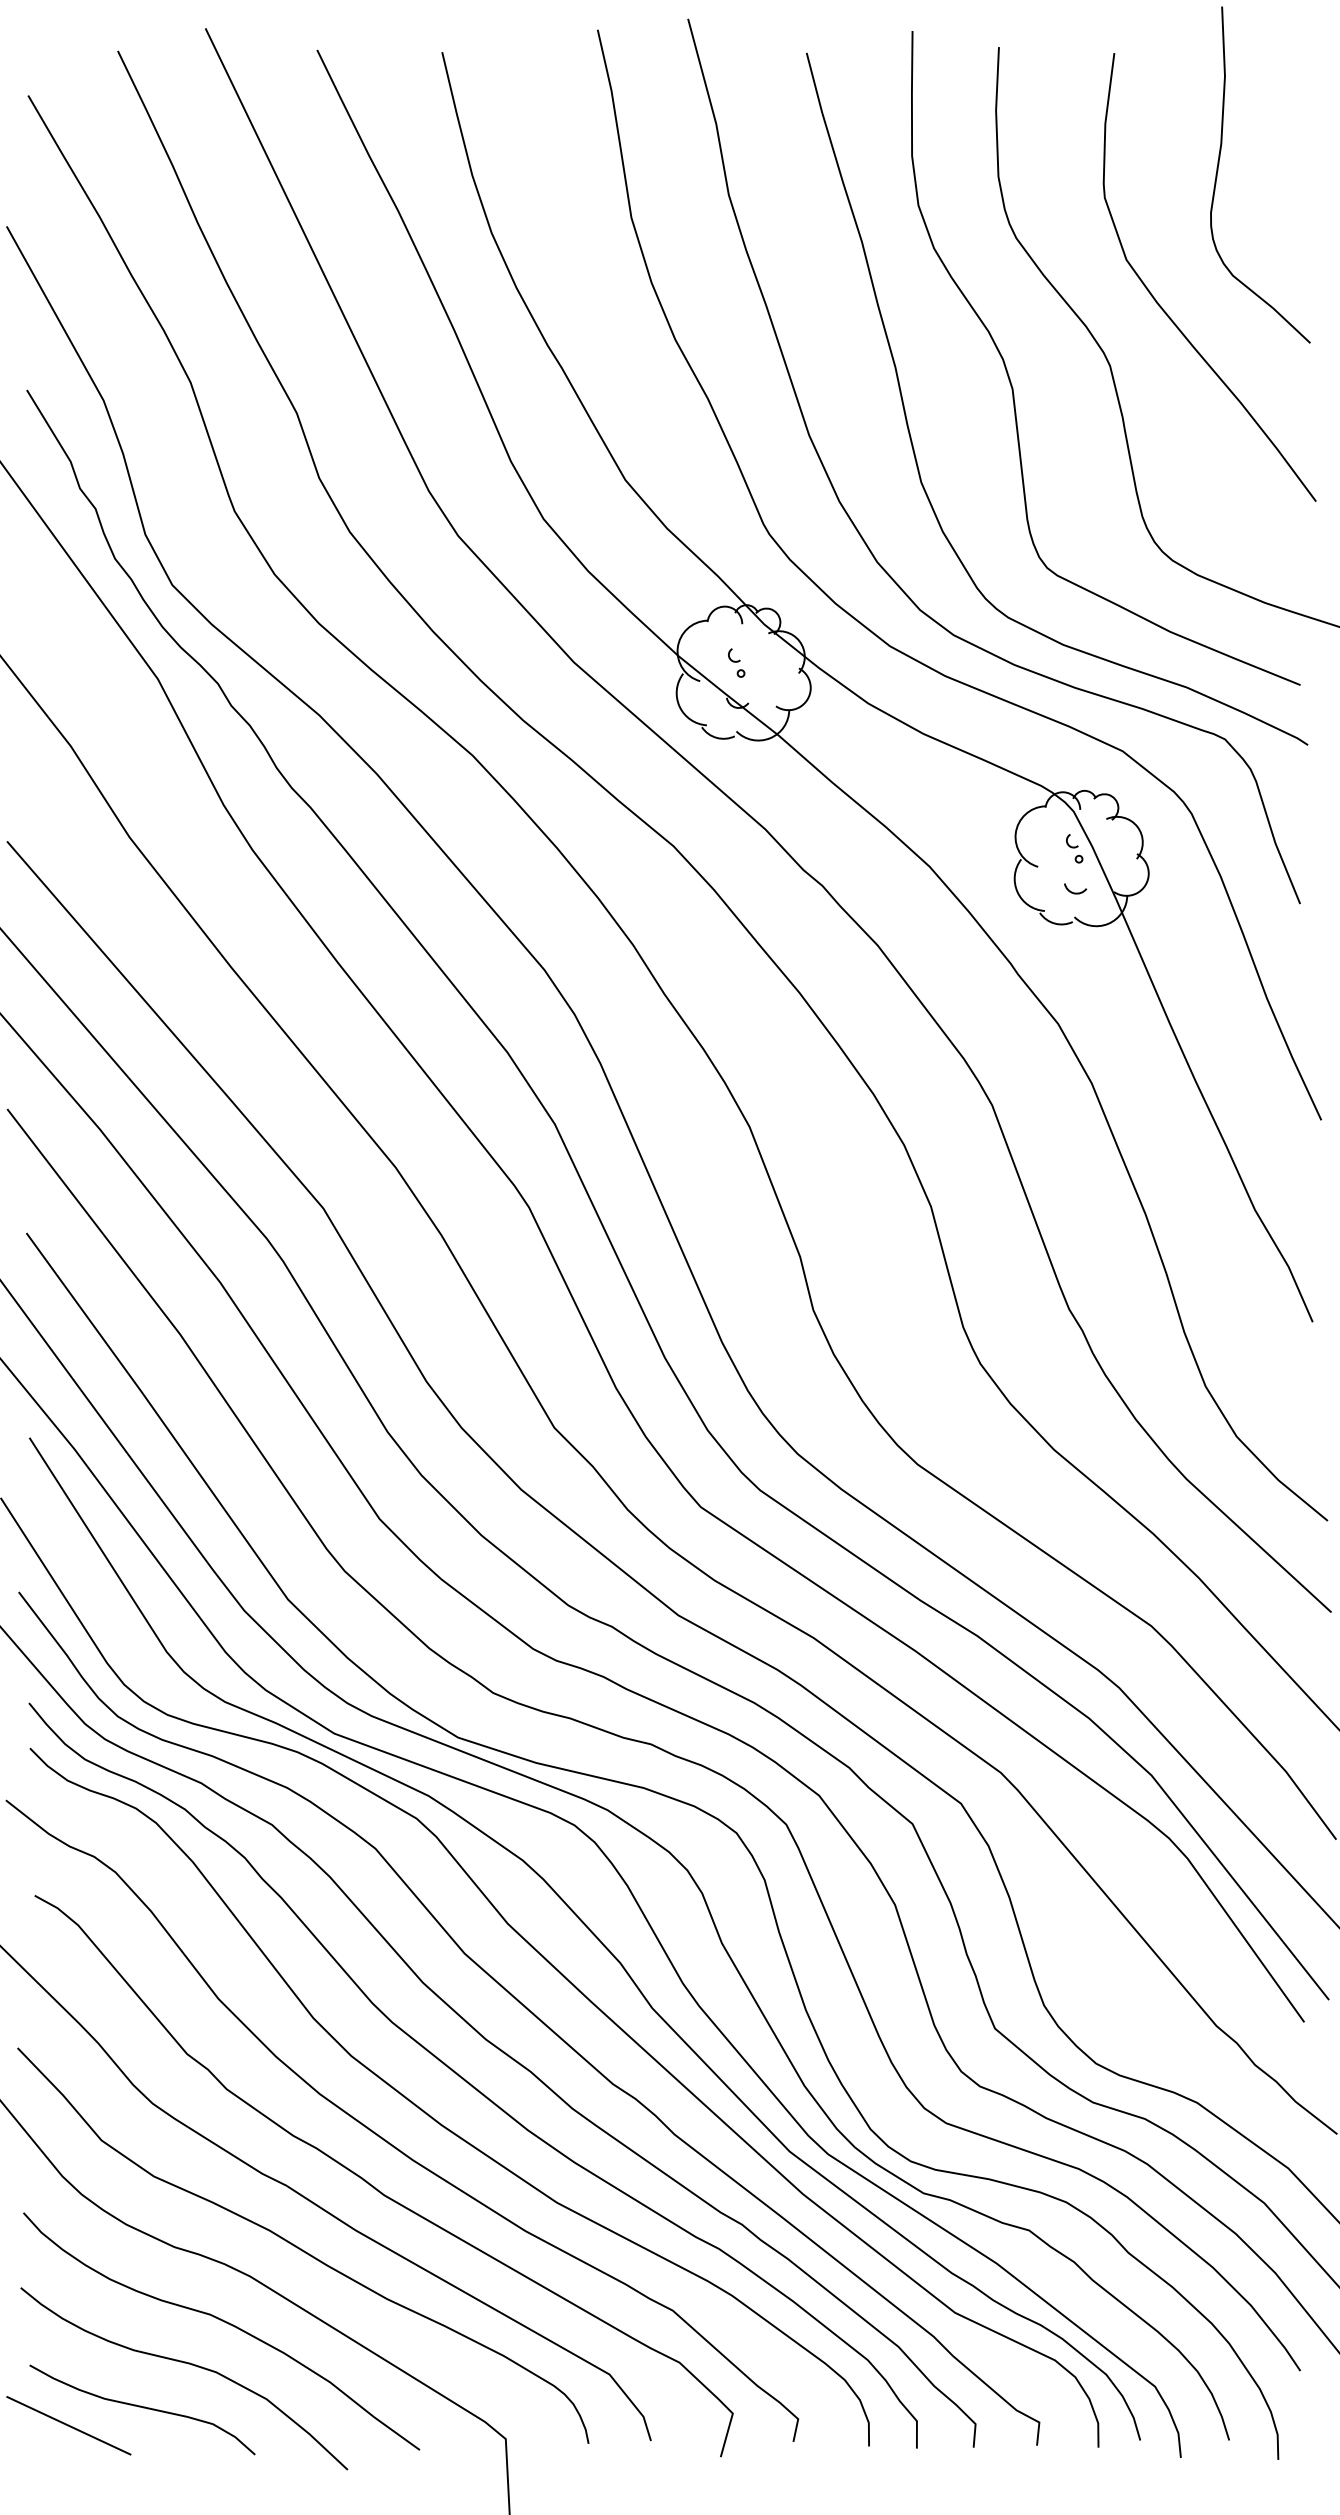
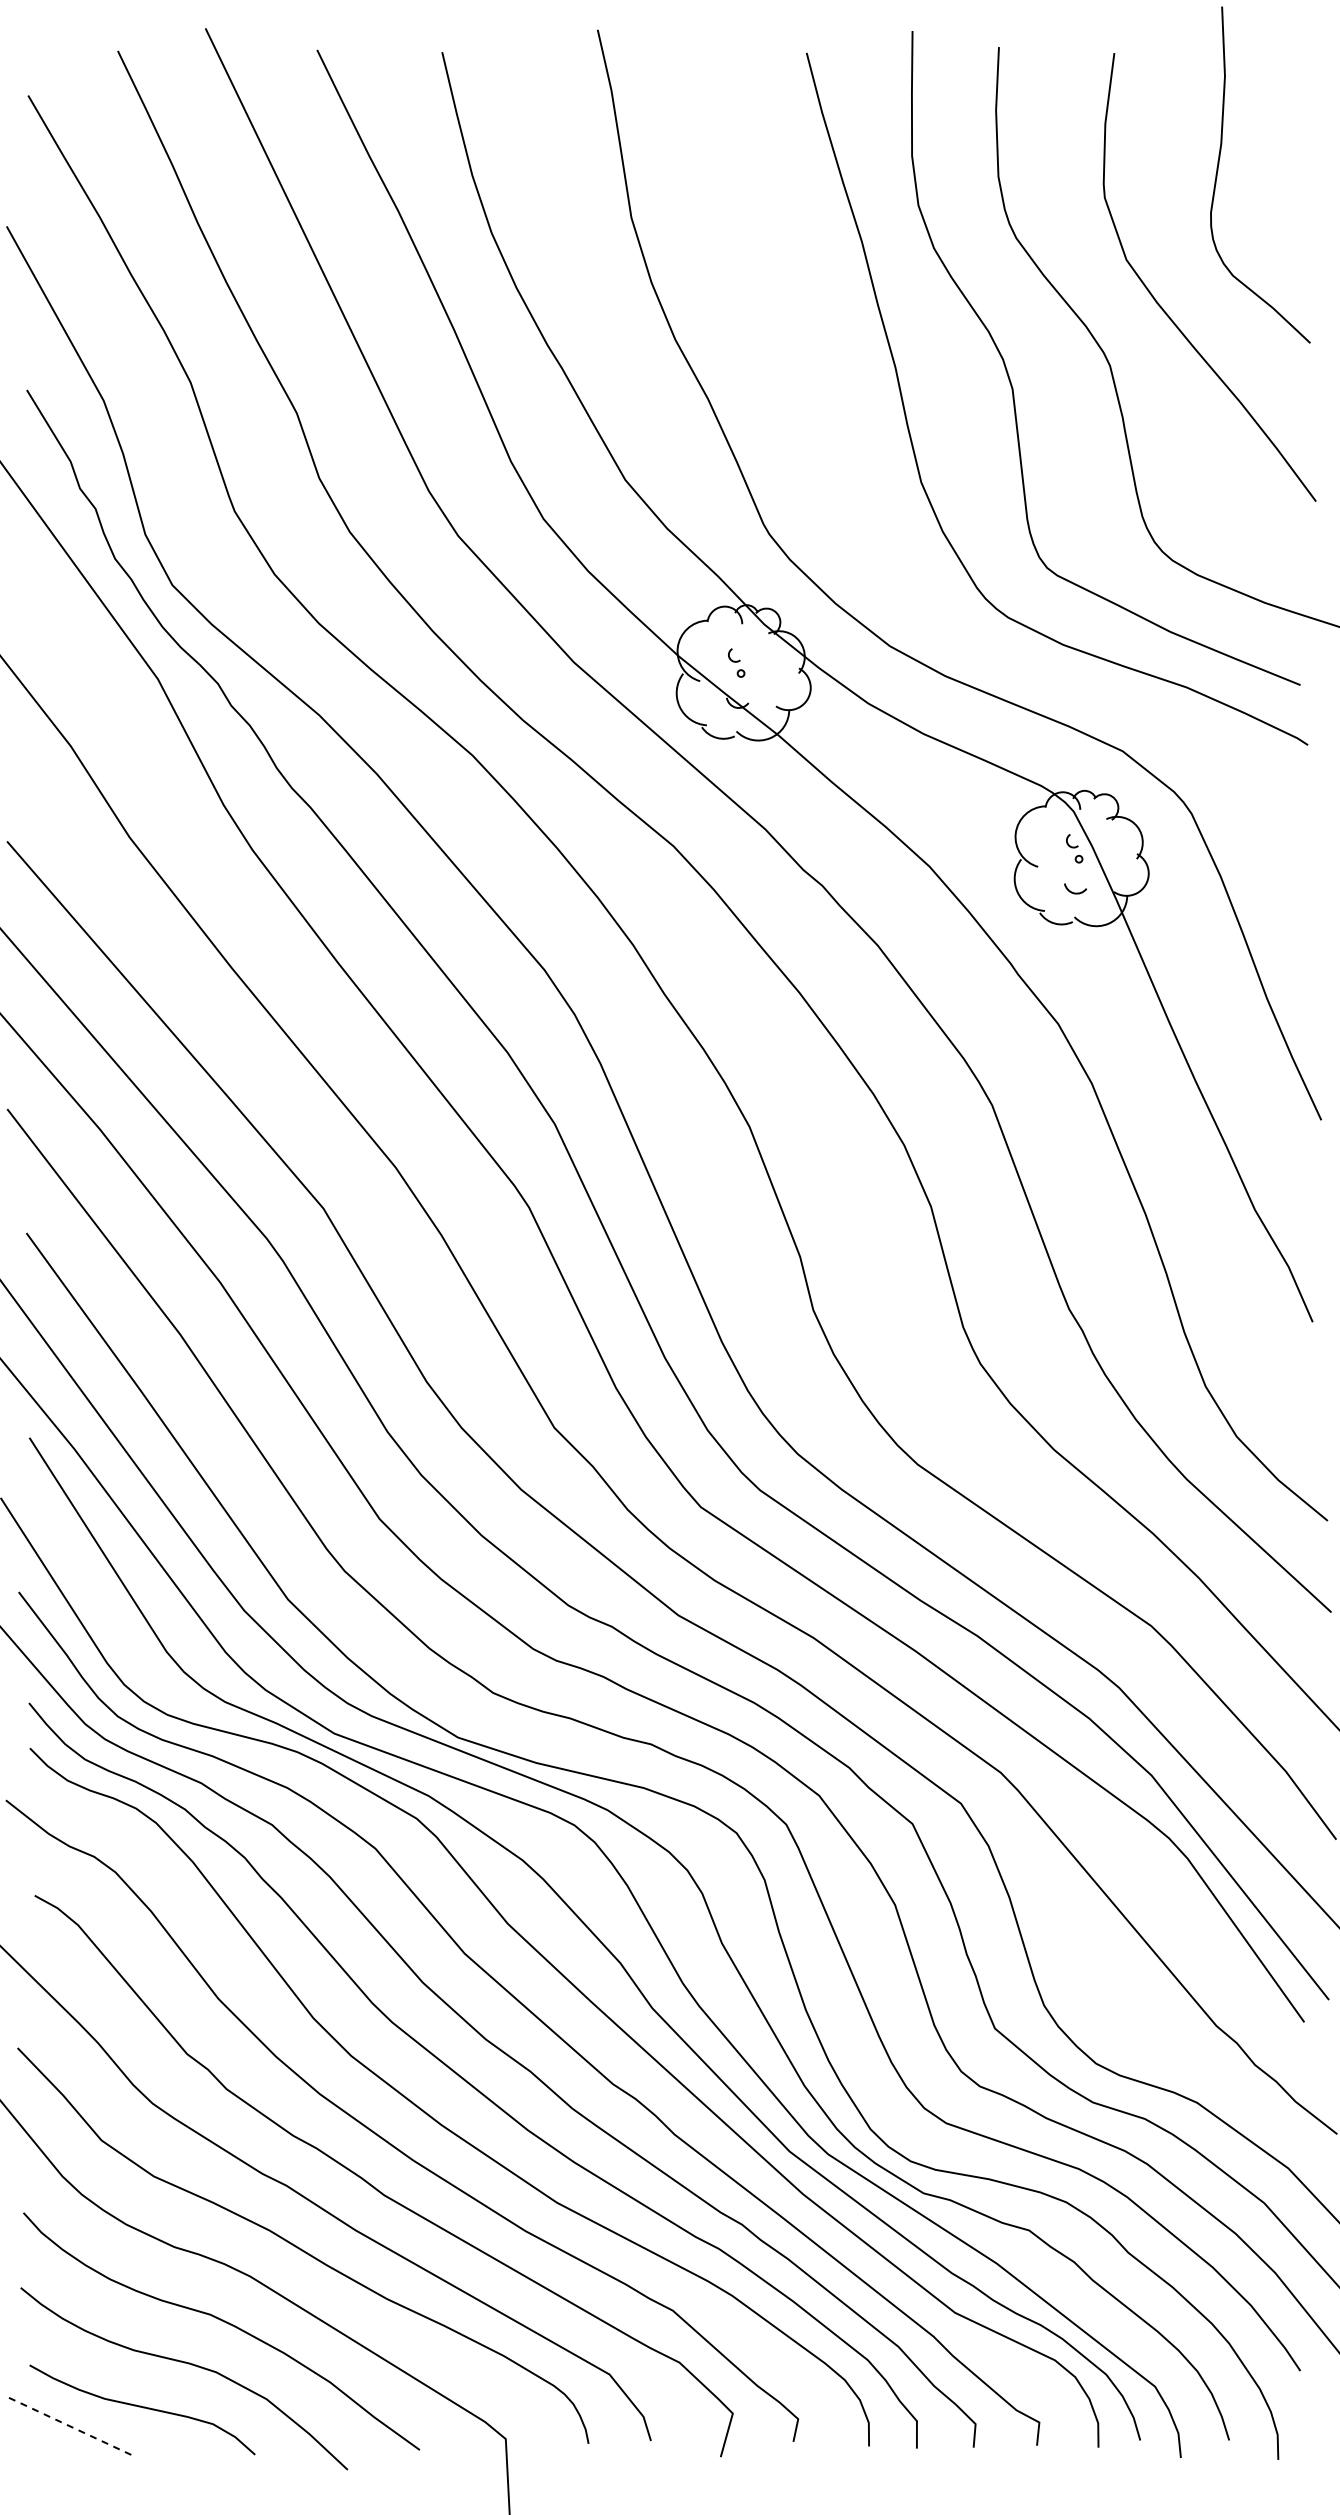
curve: present -> none (866, 542)
line: solid -> dashed (68, 2425)
